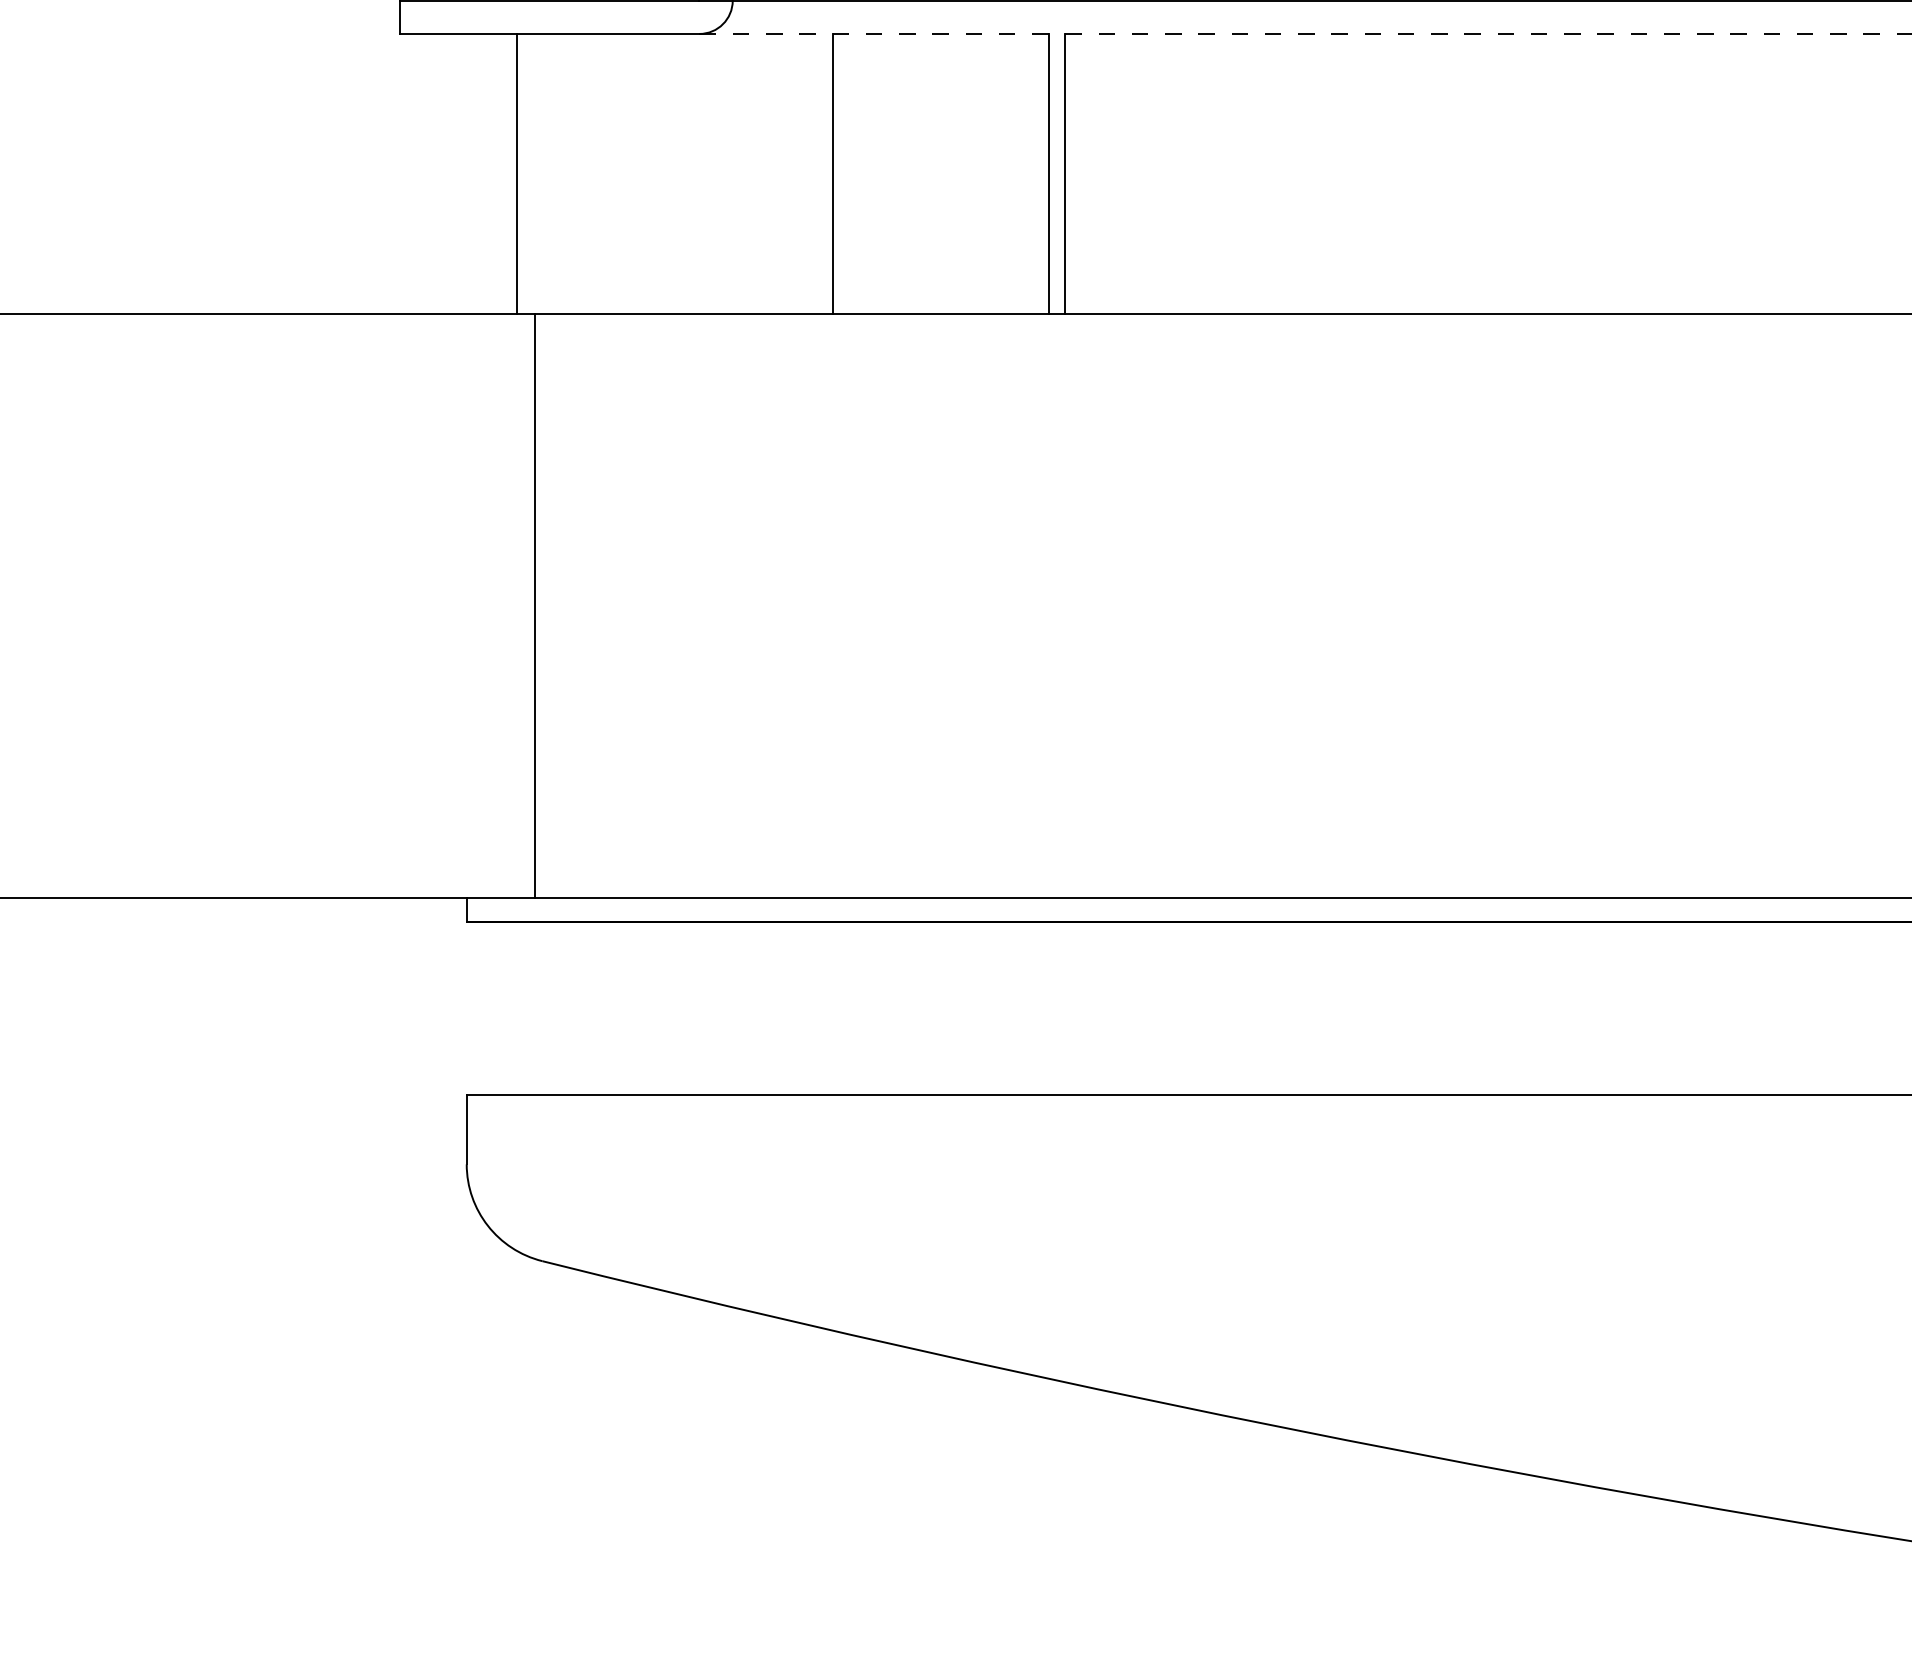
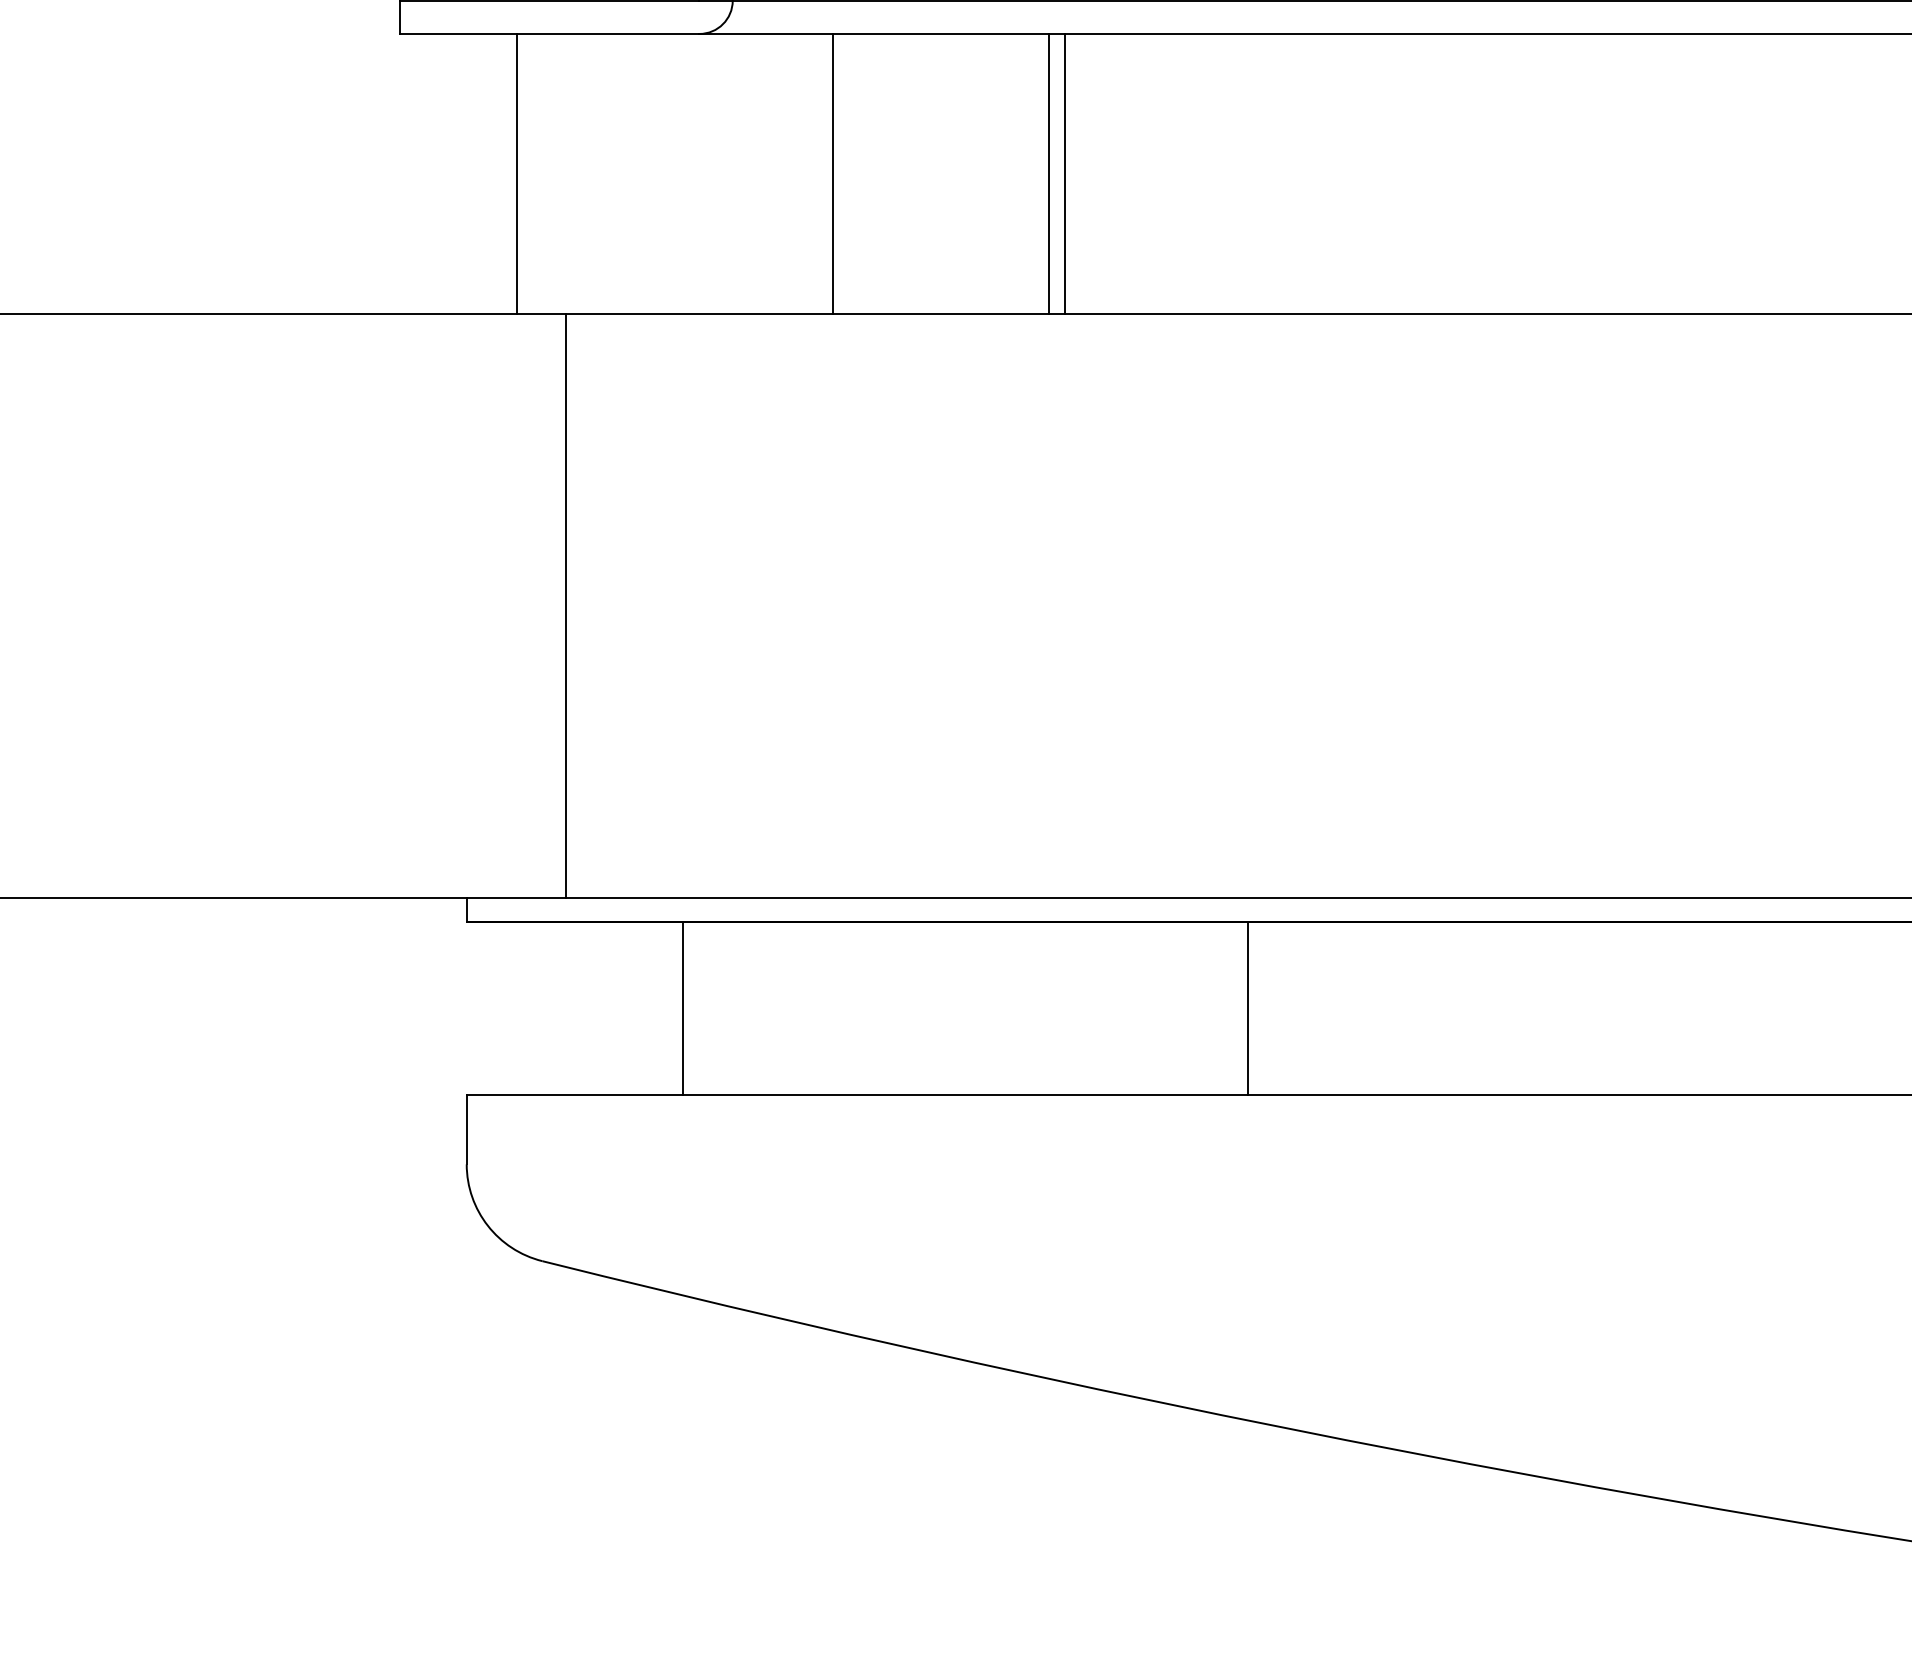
line: dashed -> solid (1305, 33)
line position: (535, 606) -> (566, 606) (566, 606)
line: none -> present (682, 1007)
line: none -> present (1248, 1007)
